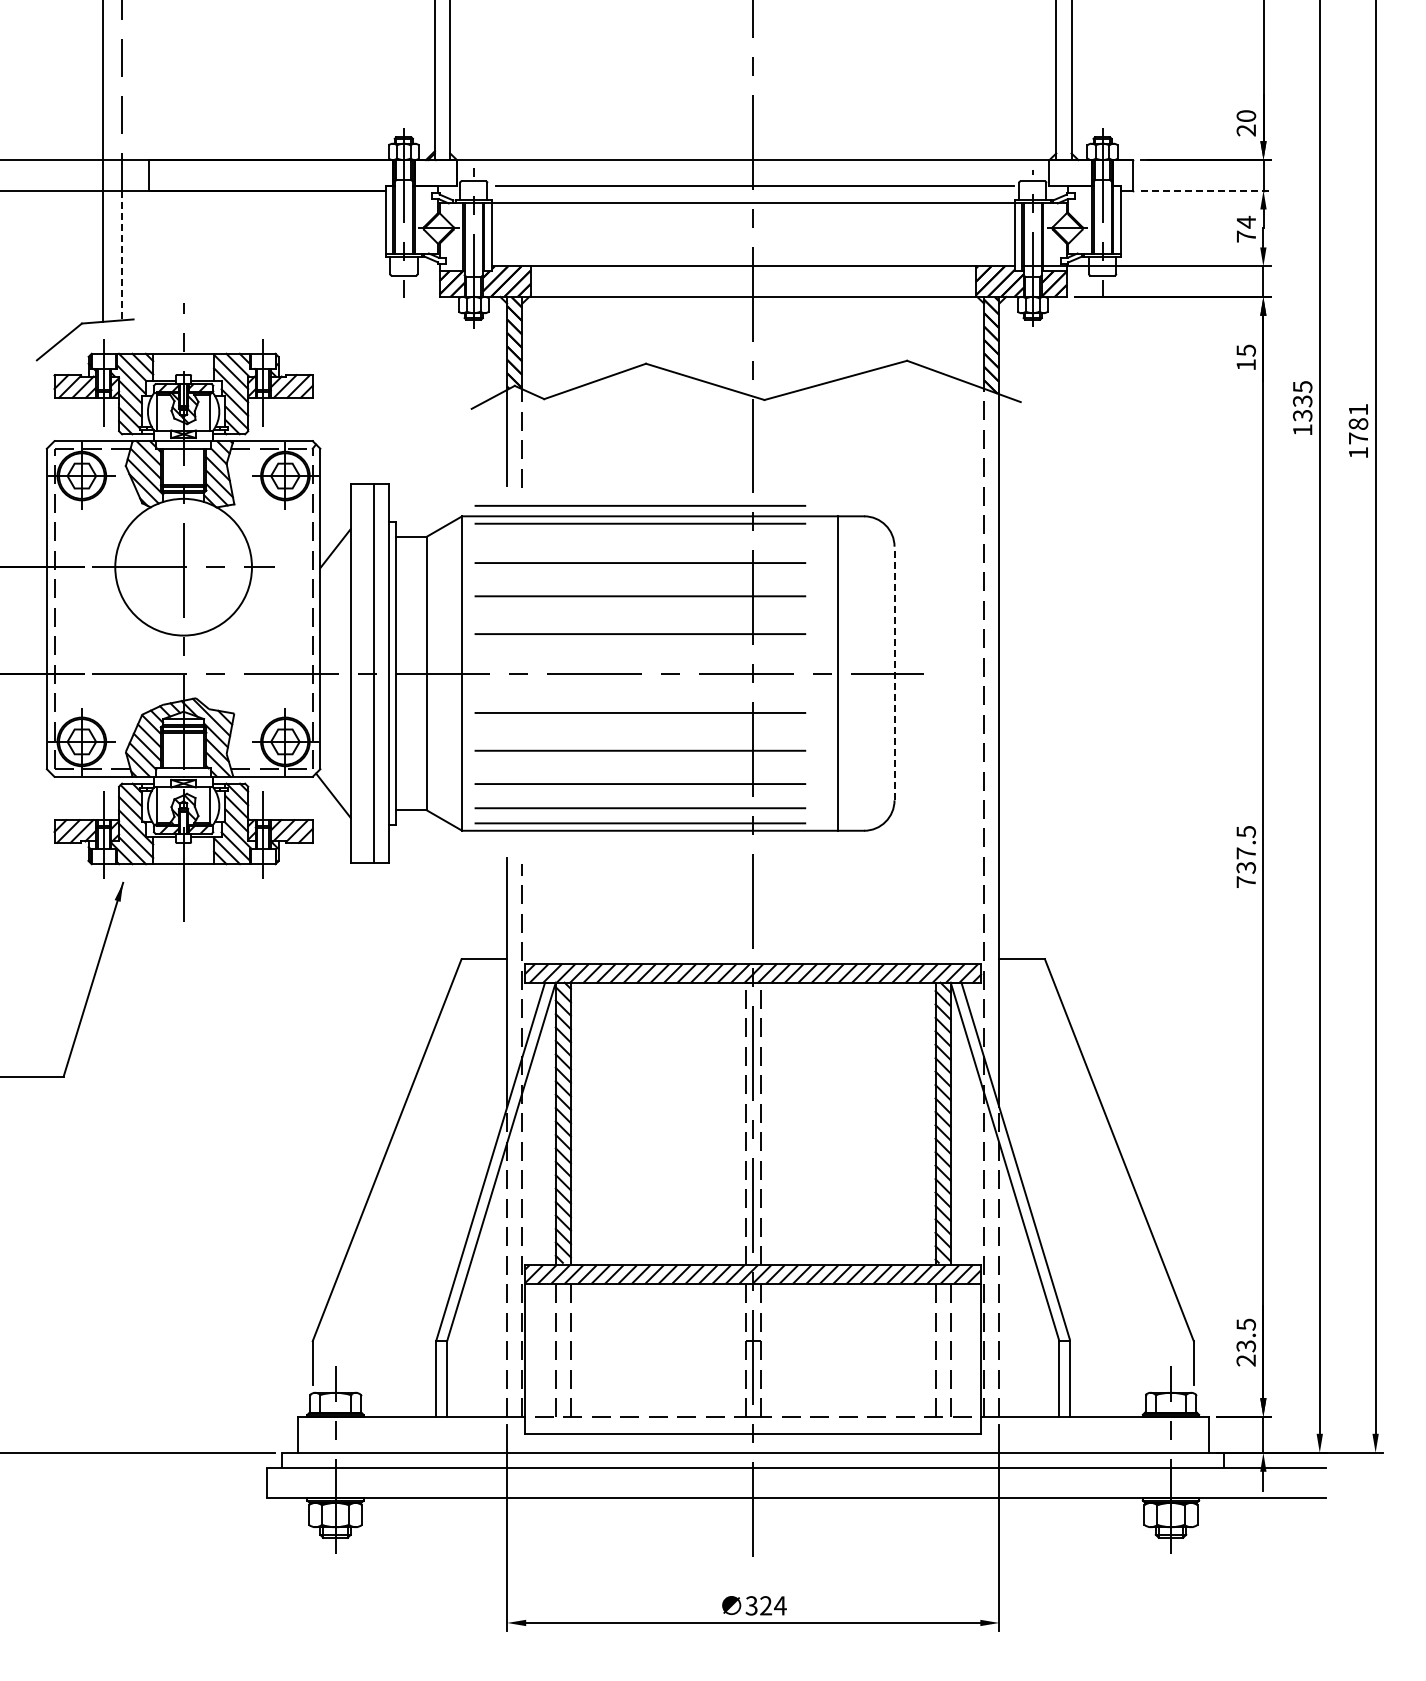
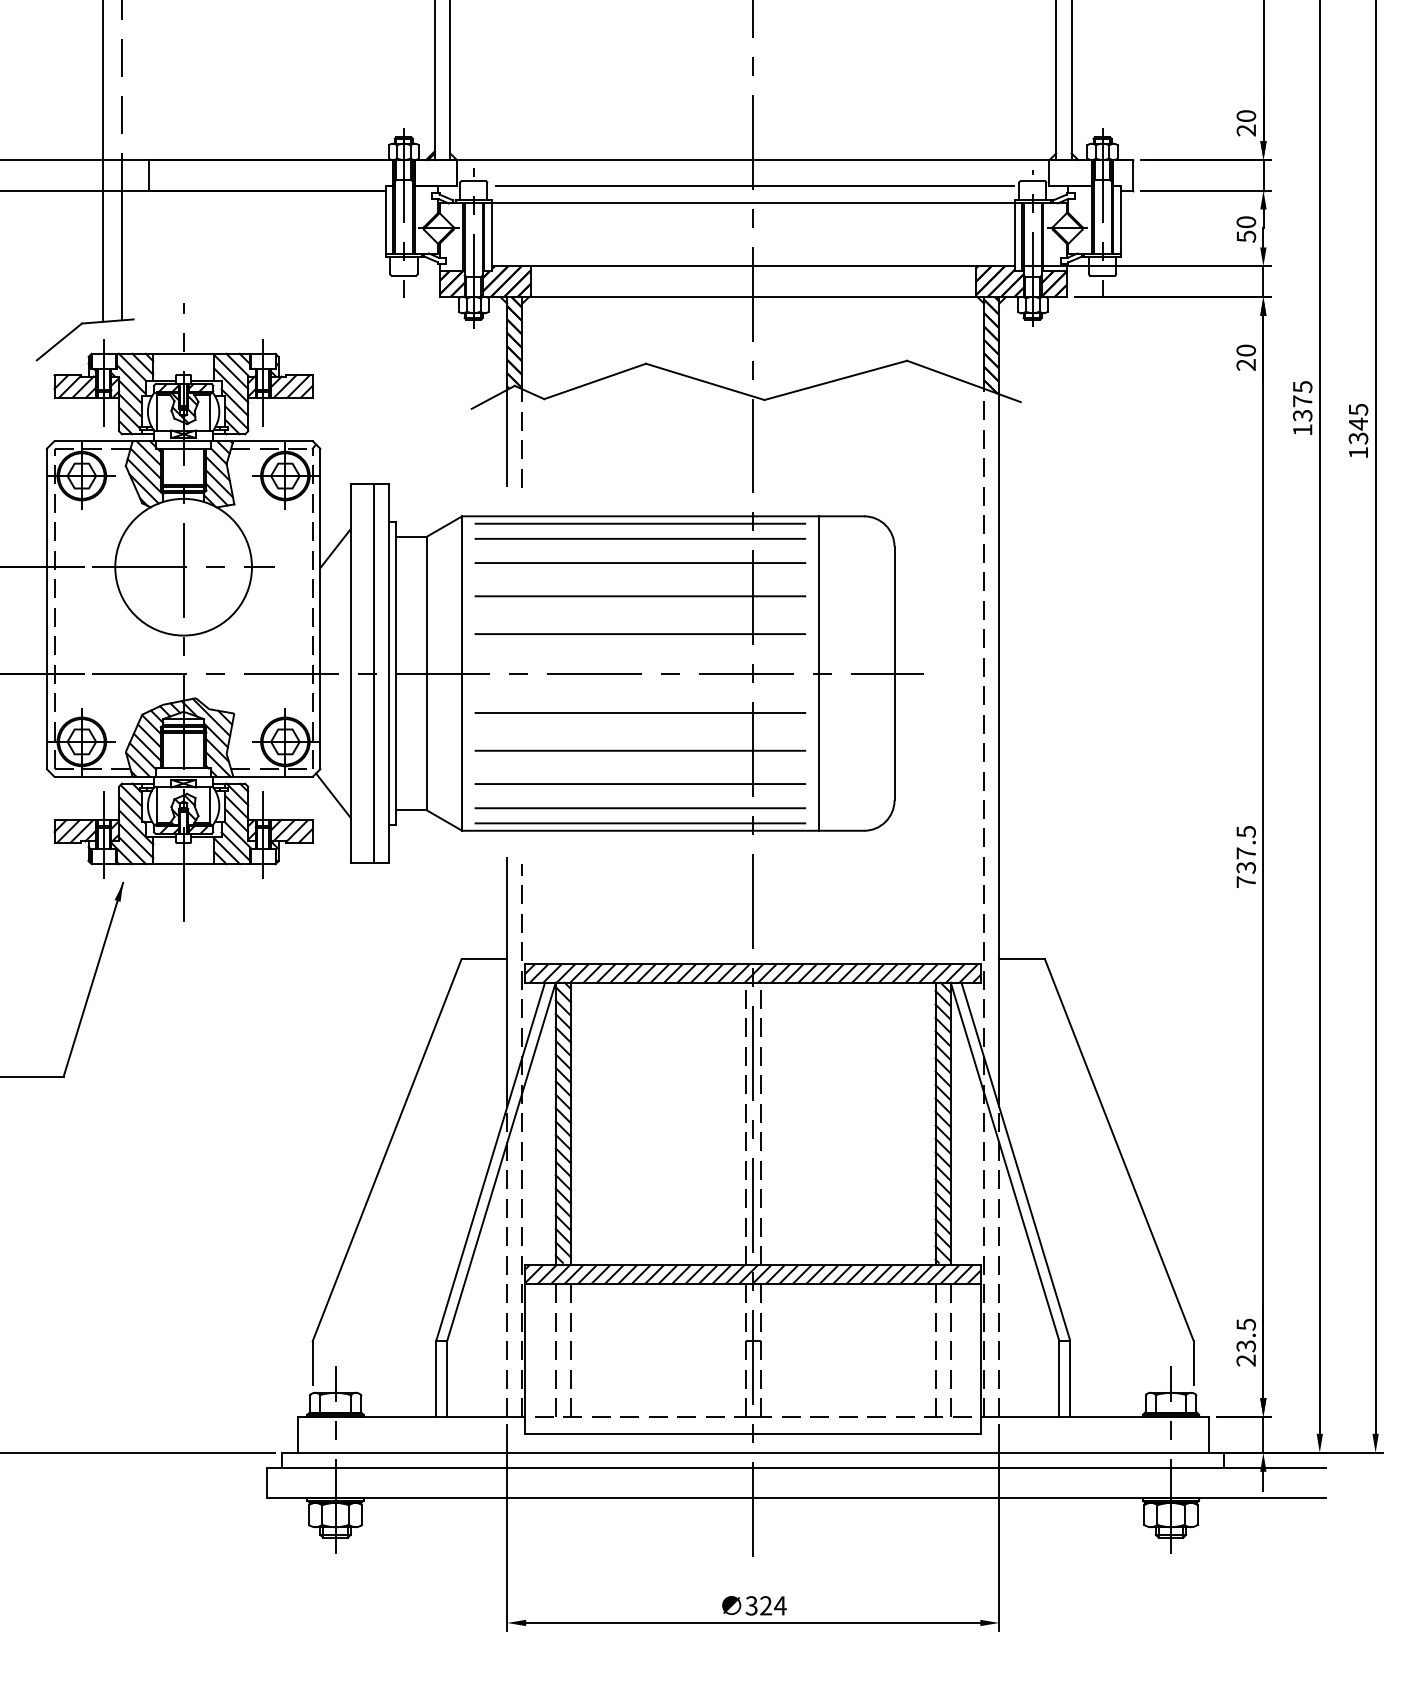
line: dashed -> solid (1206, 190)
text: 74 -> 50 (1246, 228)
line: dashed -> solid (122, 255)
text: 15 -> 20 (1245, 357)
text: 1335 -> 1375 (1302, 401)
text: 1781 -> 1345 (1358, 424)
line position: (640, 505) -> (640, 538) (640, 538)
line position: (837, 673) -> (818, 673) (818, 673)
line: dashed -> solid (894, 673)
